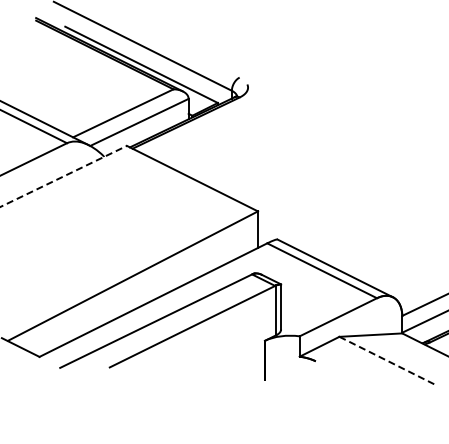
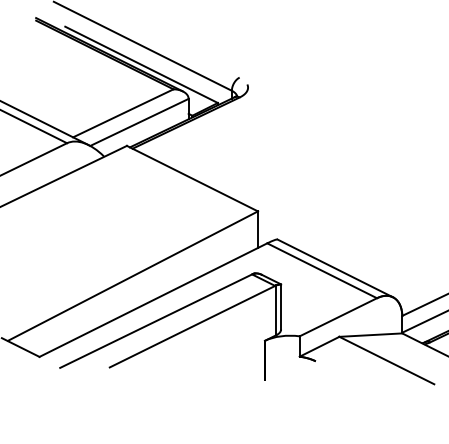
line: dashed -> solid (64, 176)
line: dashed -> solid (387, 360)
